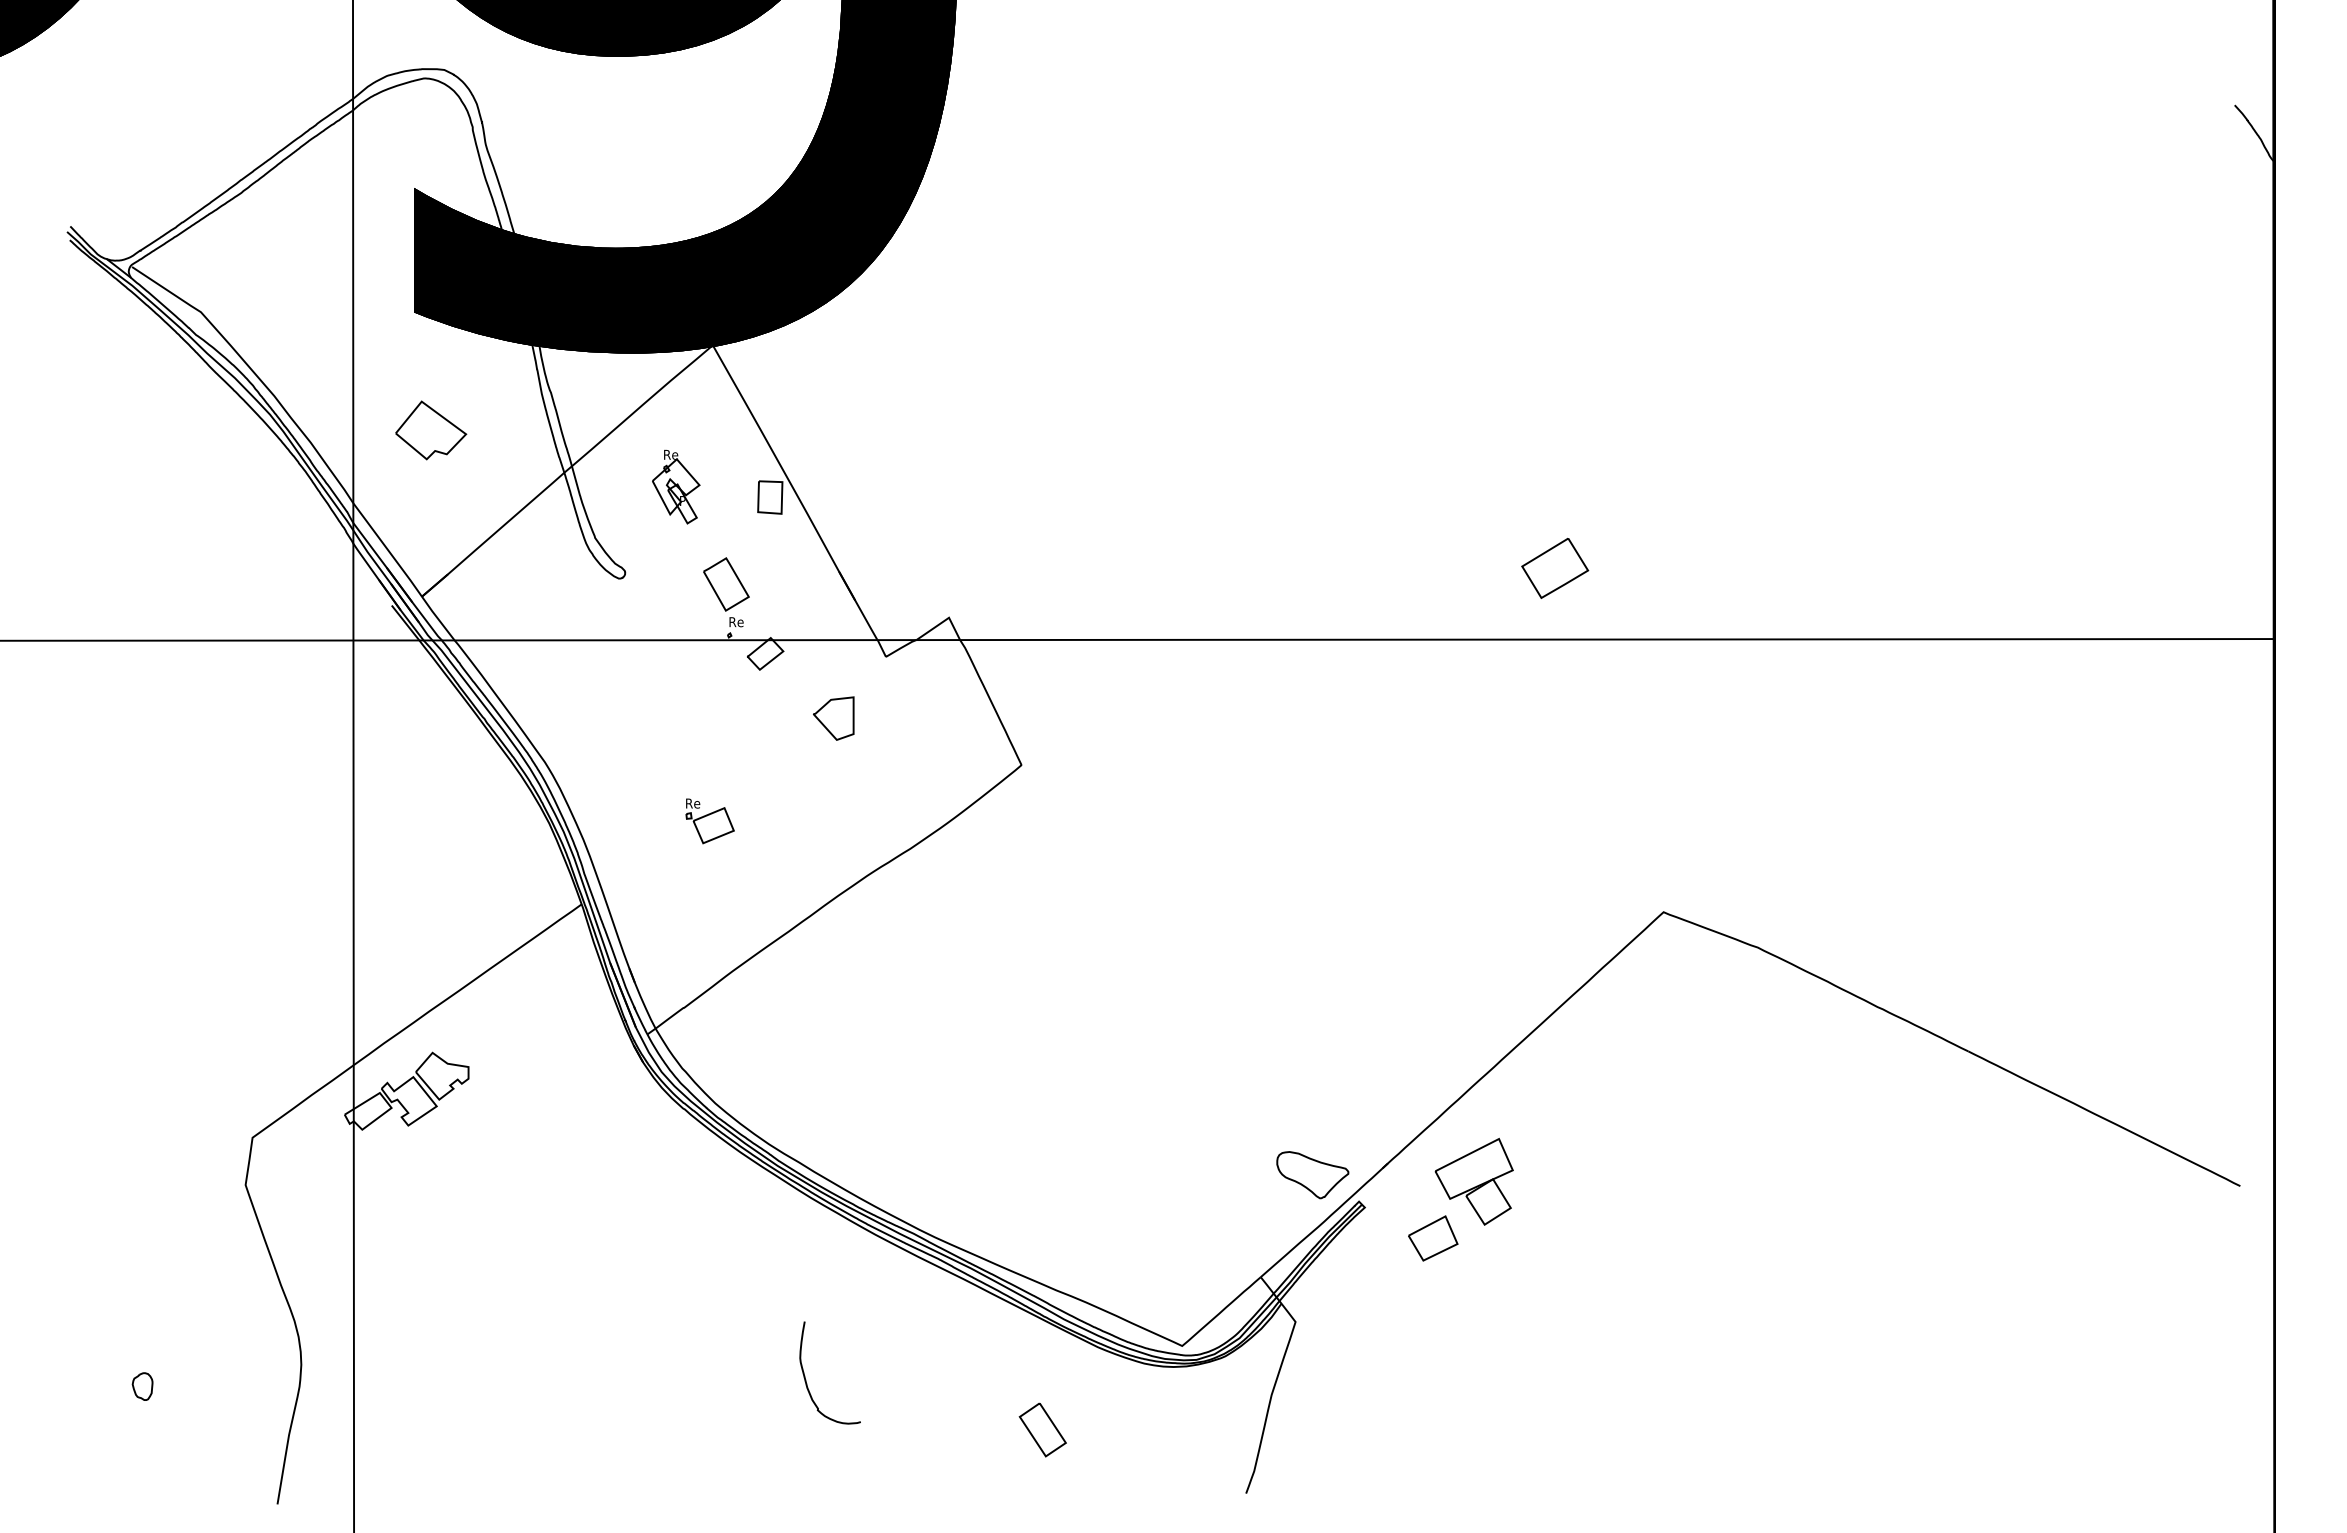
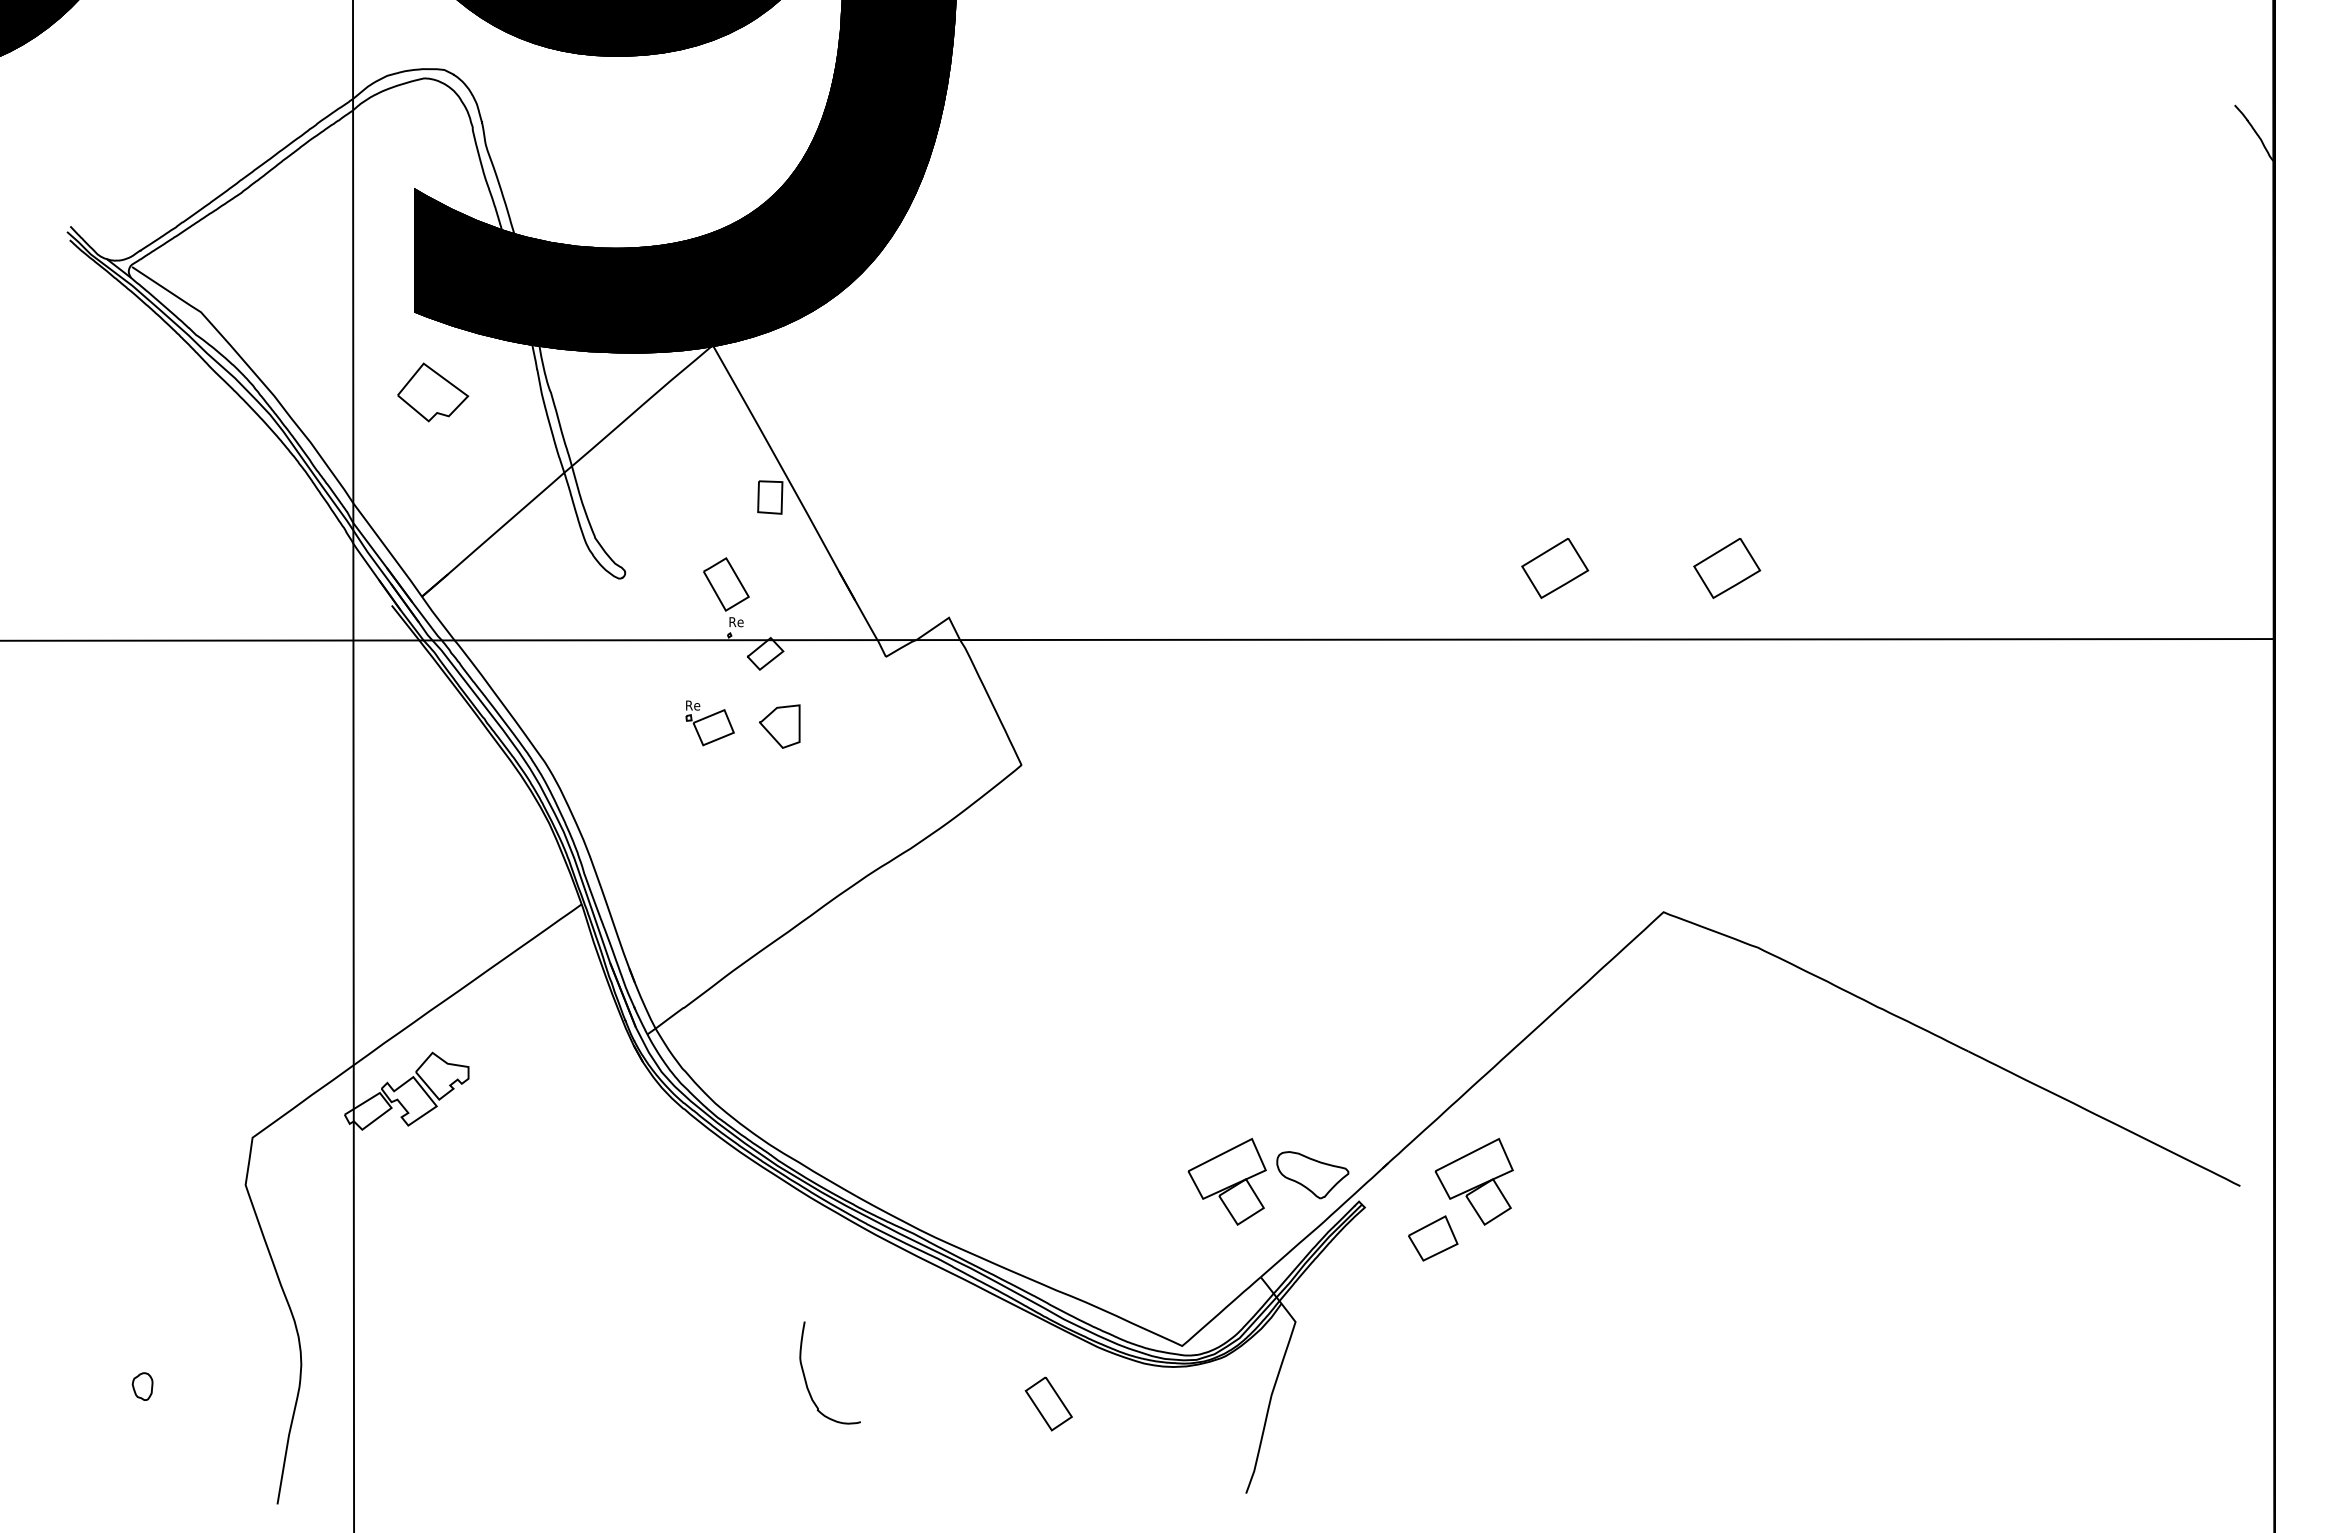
part position: (431, 430) -> (433, 392) (433, 392)
part: present -> none (676, 486)
part: none -> present (1727, 568)
part position: (833, 718) -> (779, 726) (779, 726)
part position: (709, 821) -> (709, 723) (709, 723)
part: none -> present (1226, 1181)
part position: (1042, 1429) -> (1048, 1403) (1048, 1403)
